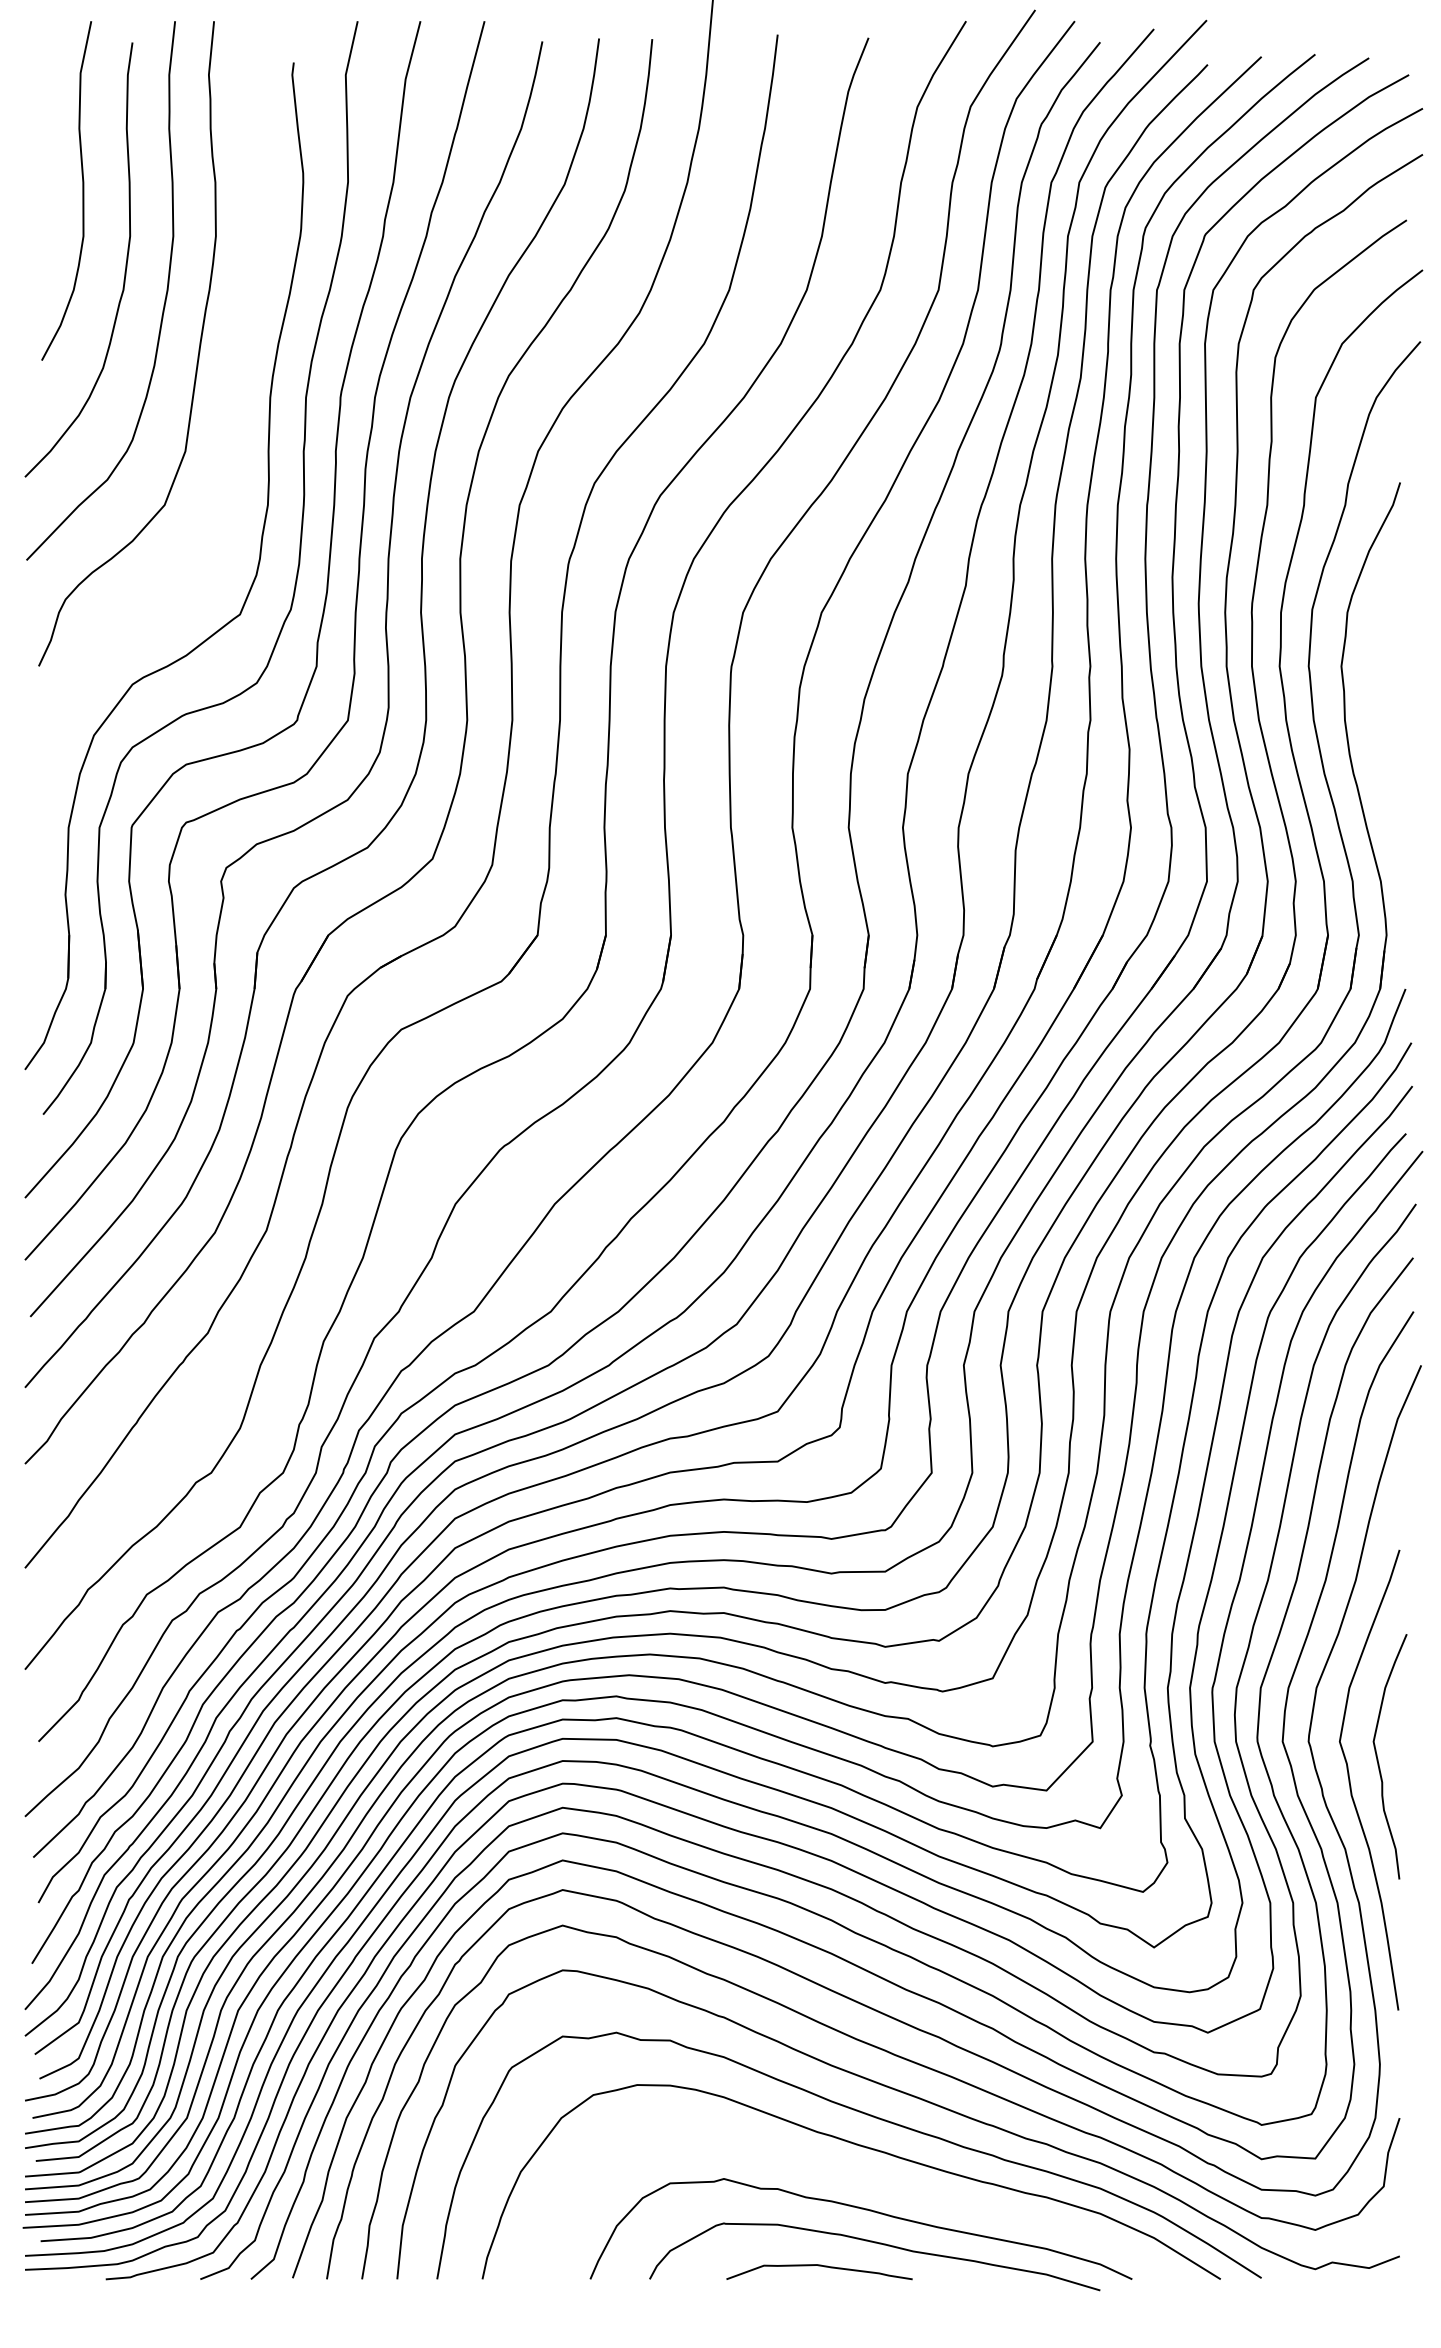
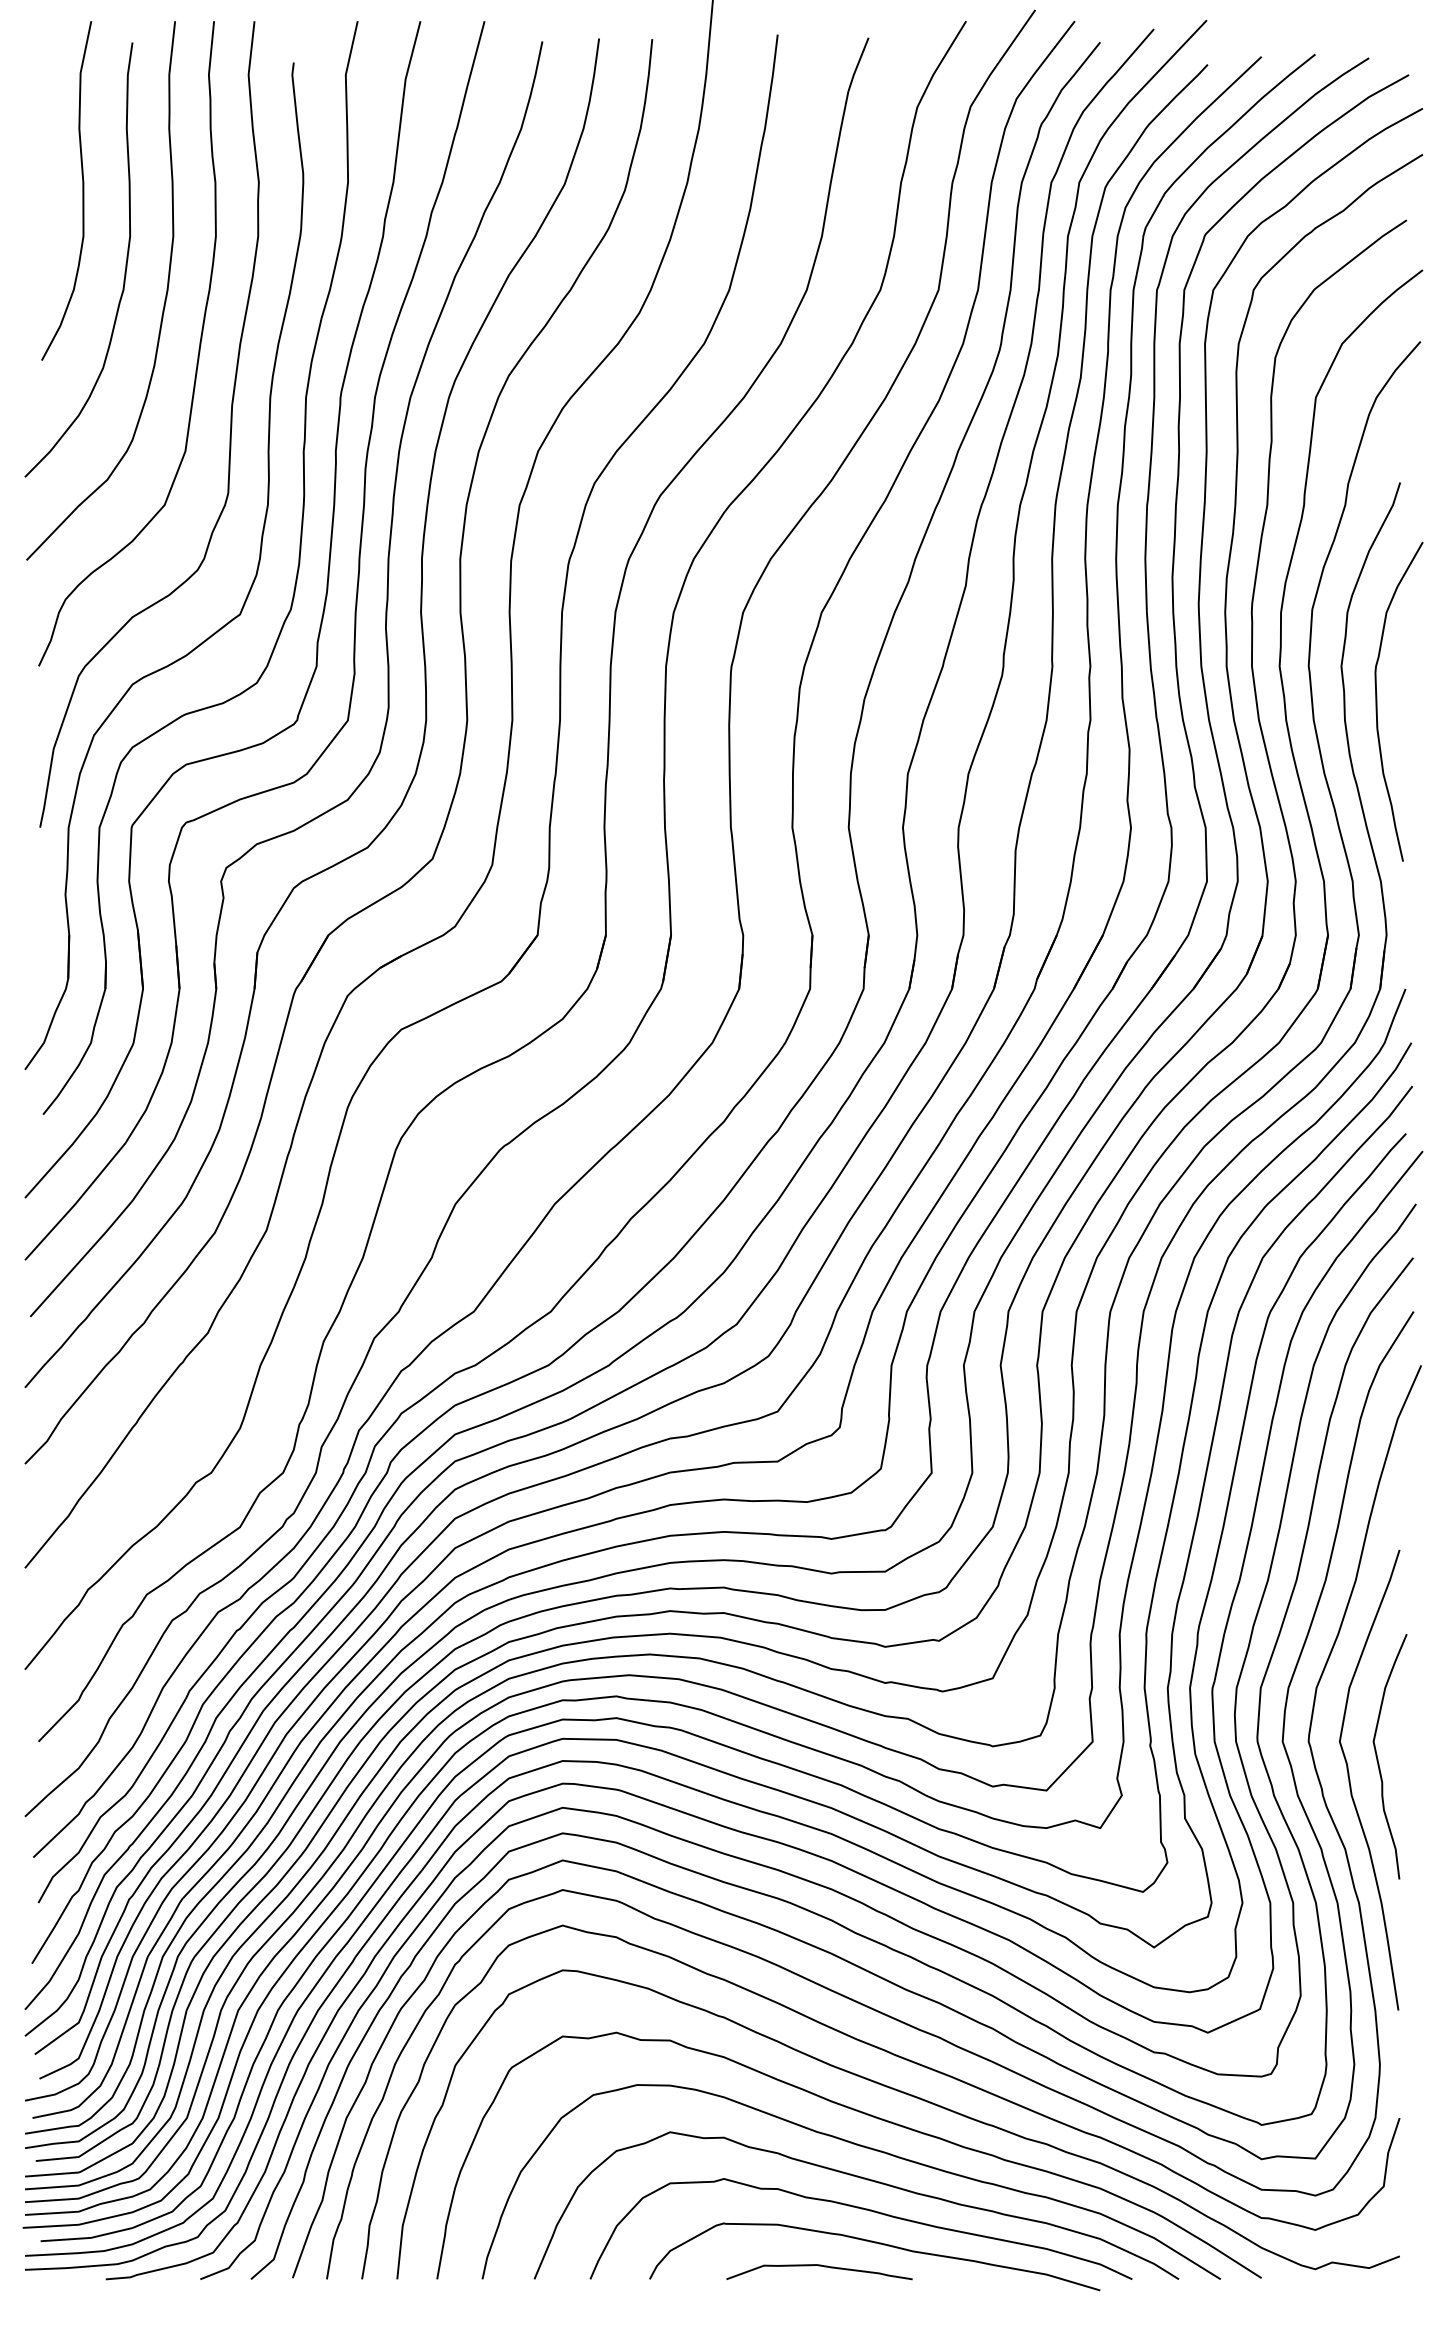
curve: none -> present (229, 435)
curve: none -> present (1377, 701)
curve: none -> present (863, 2179)
